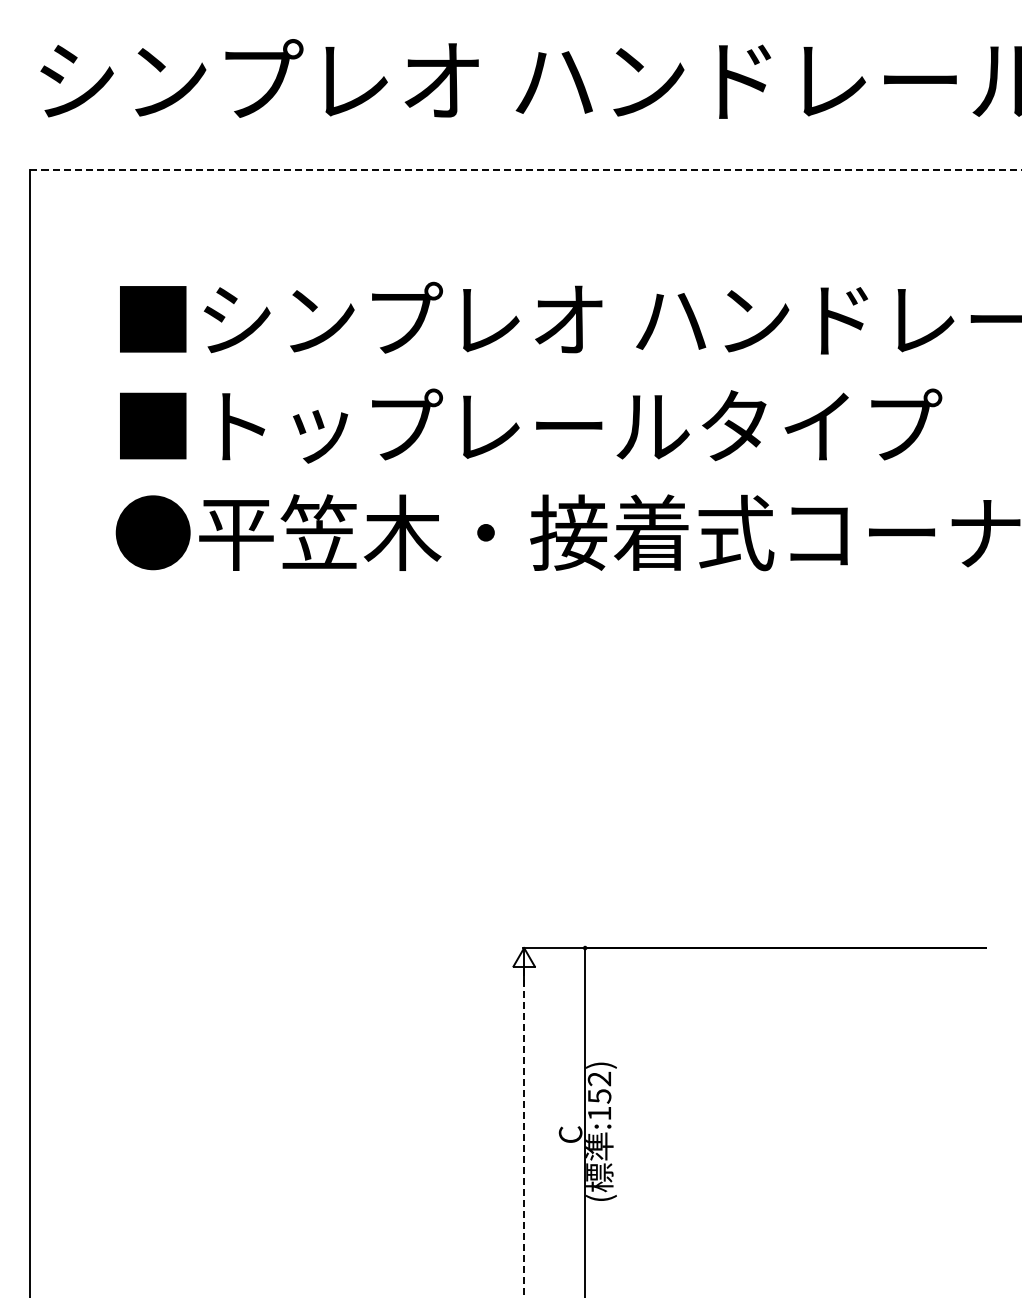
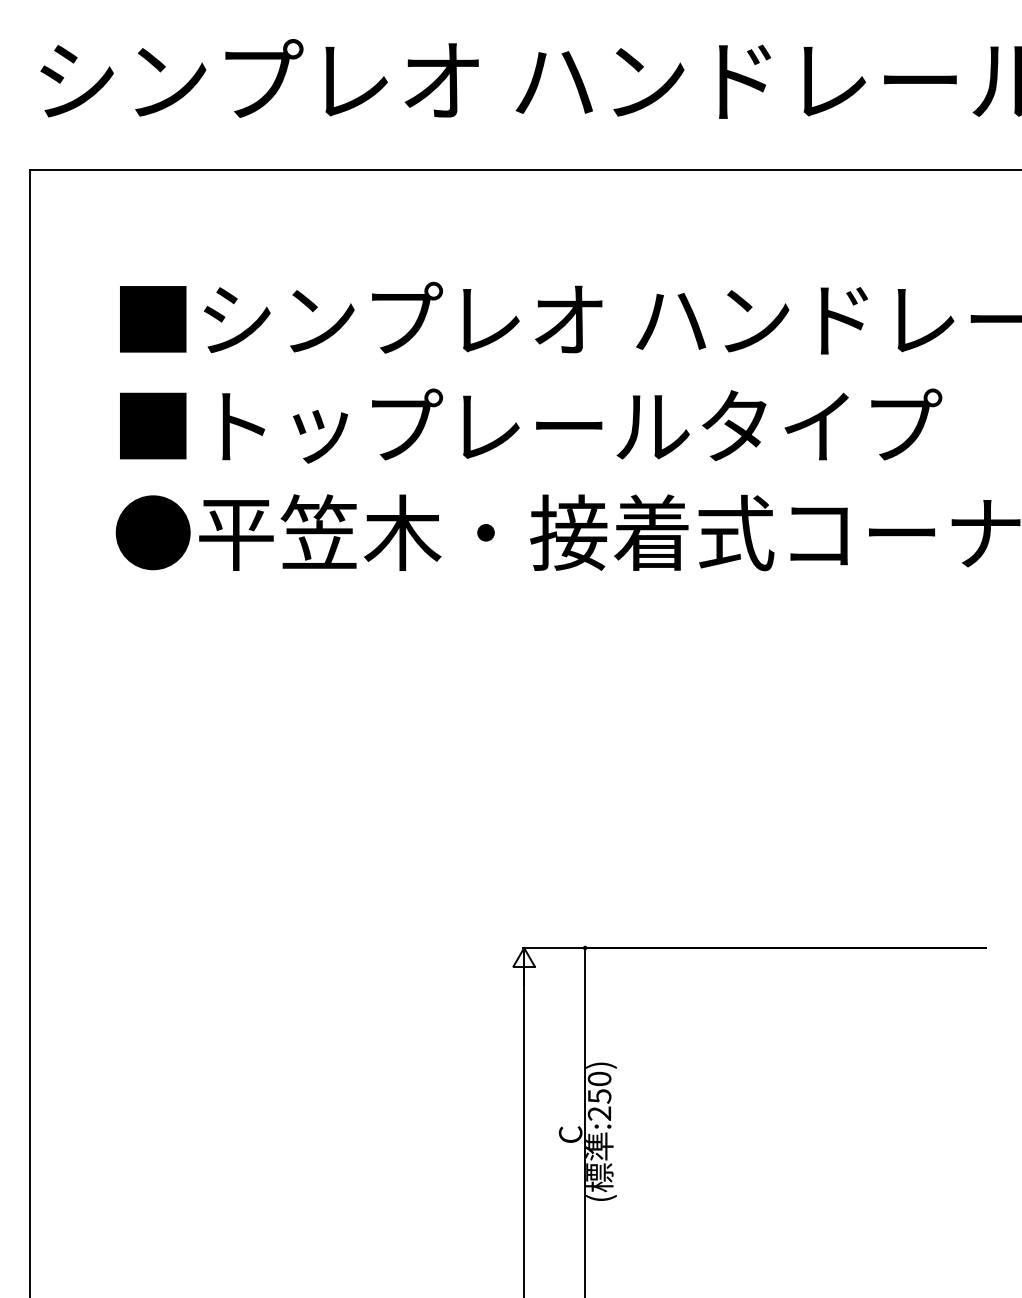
line: dashed -> solid (526, 169)
text: :152) -> :250) (599, 1095)
line: dashed -> solid (524, 1133)
